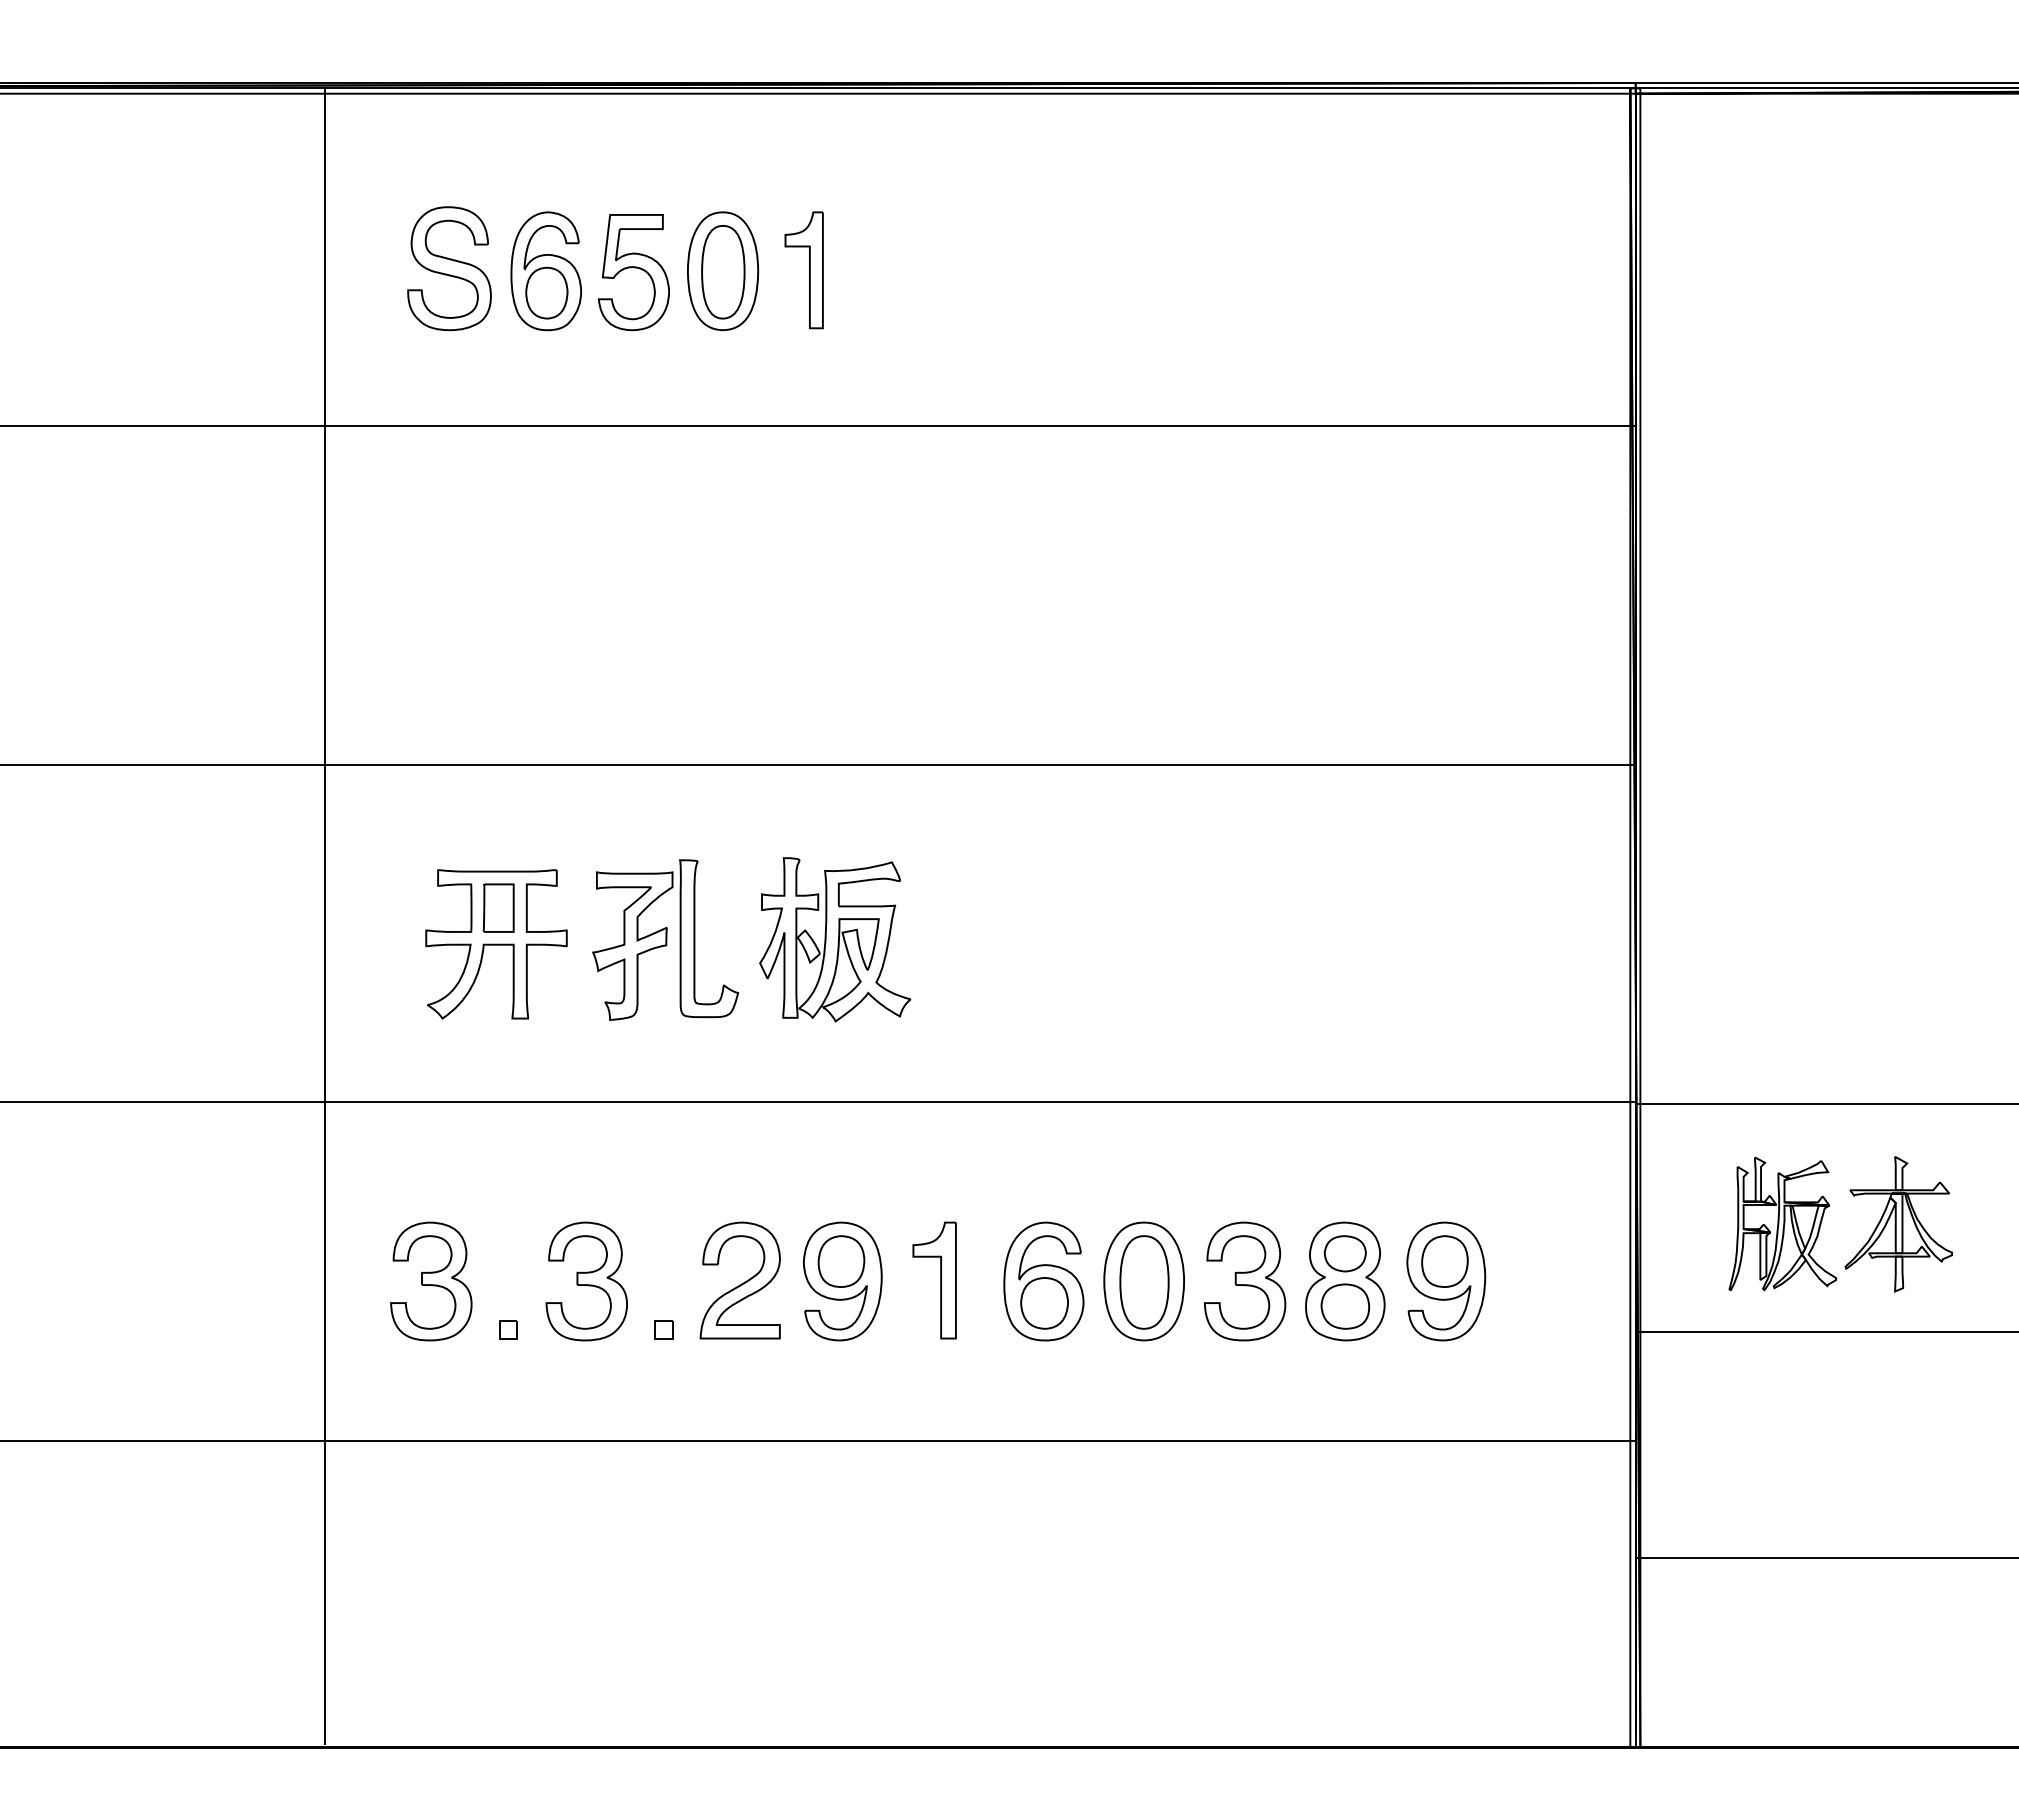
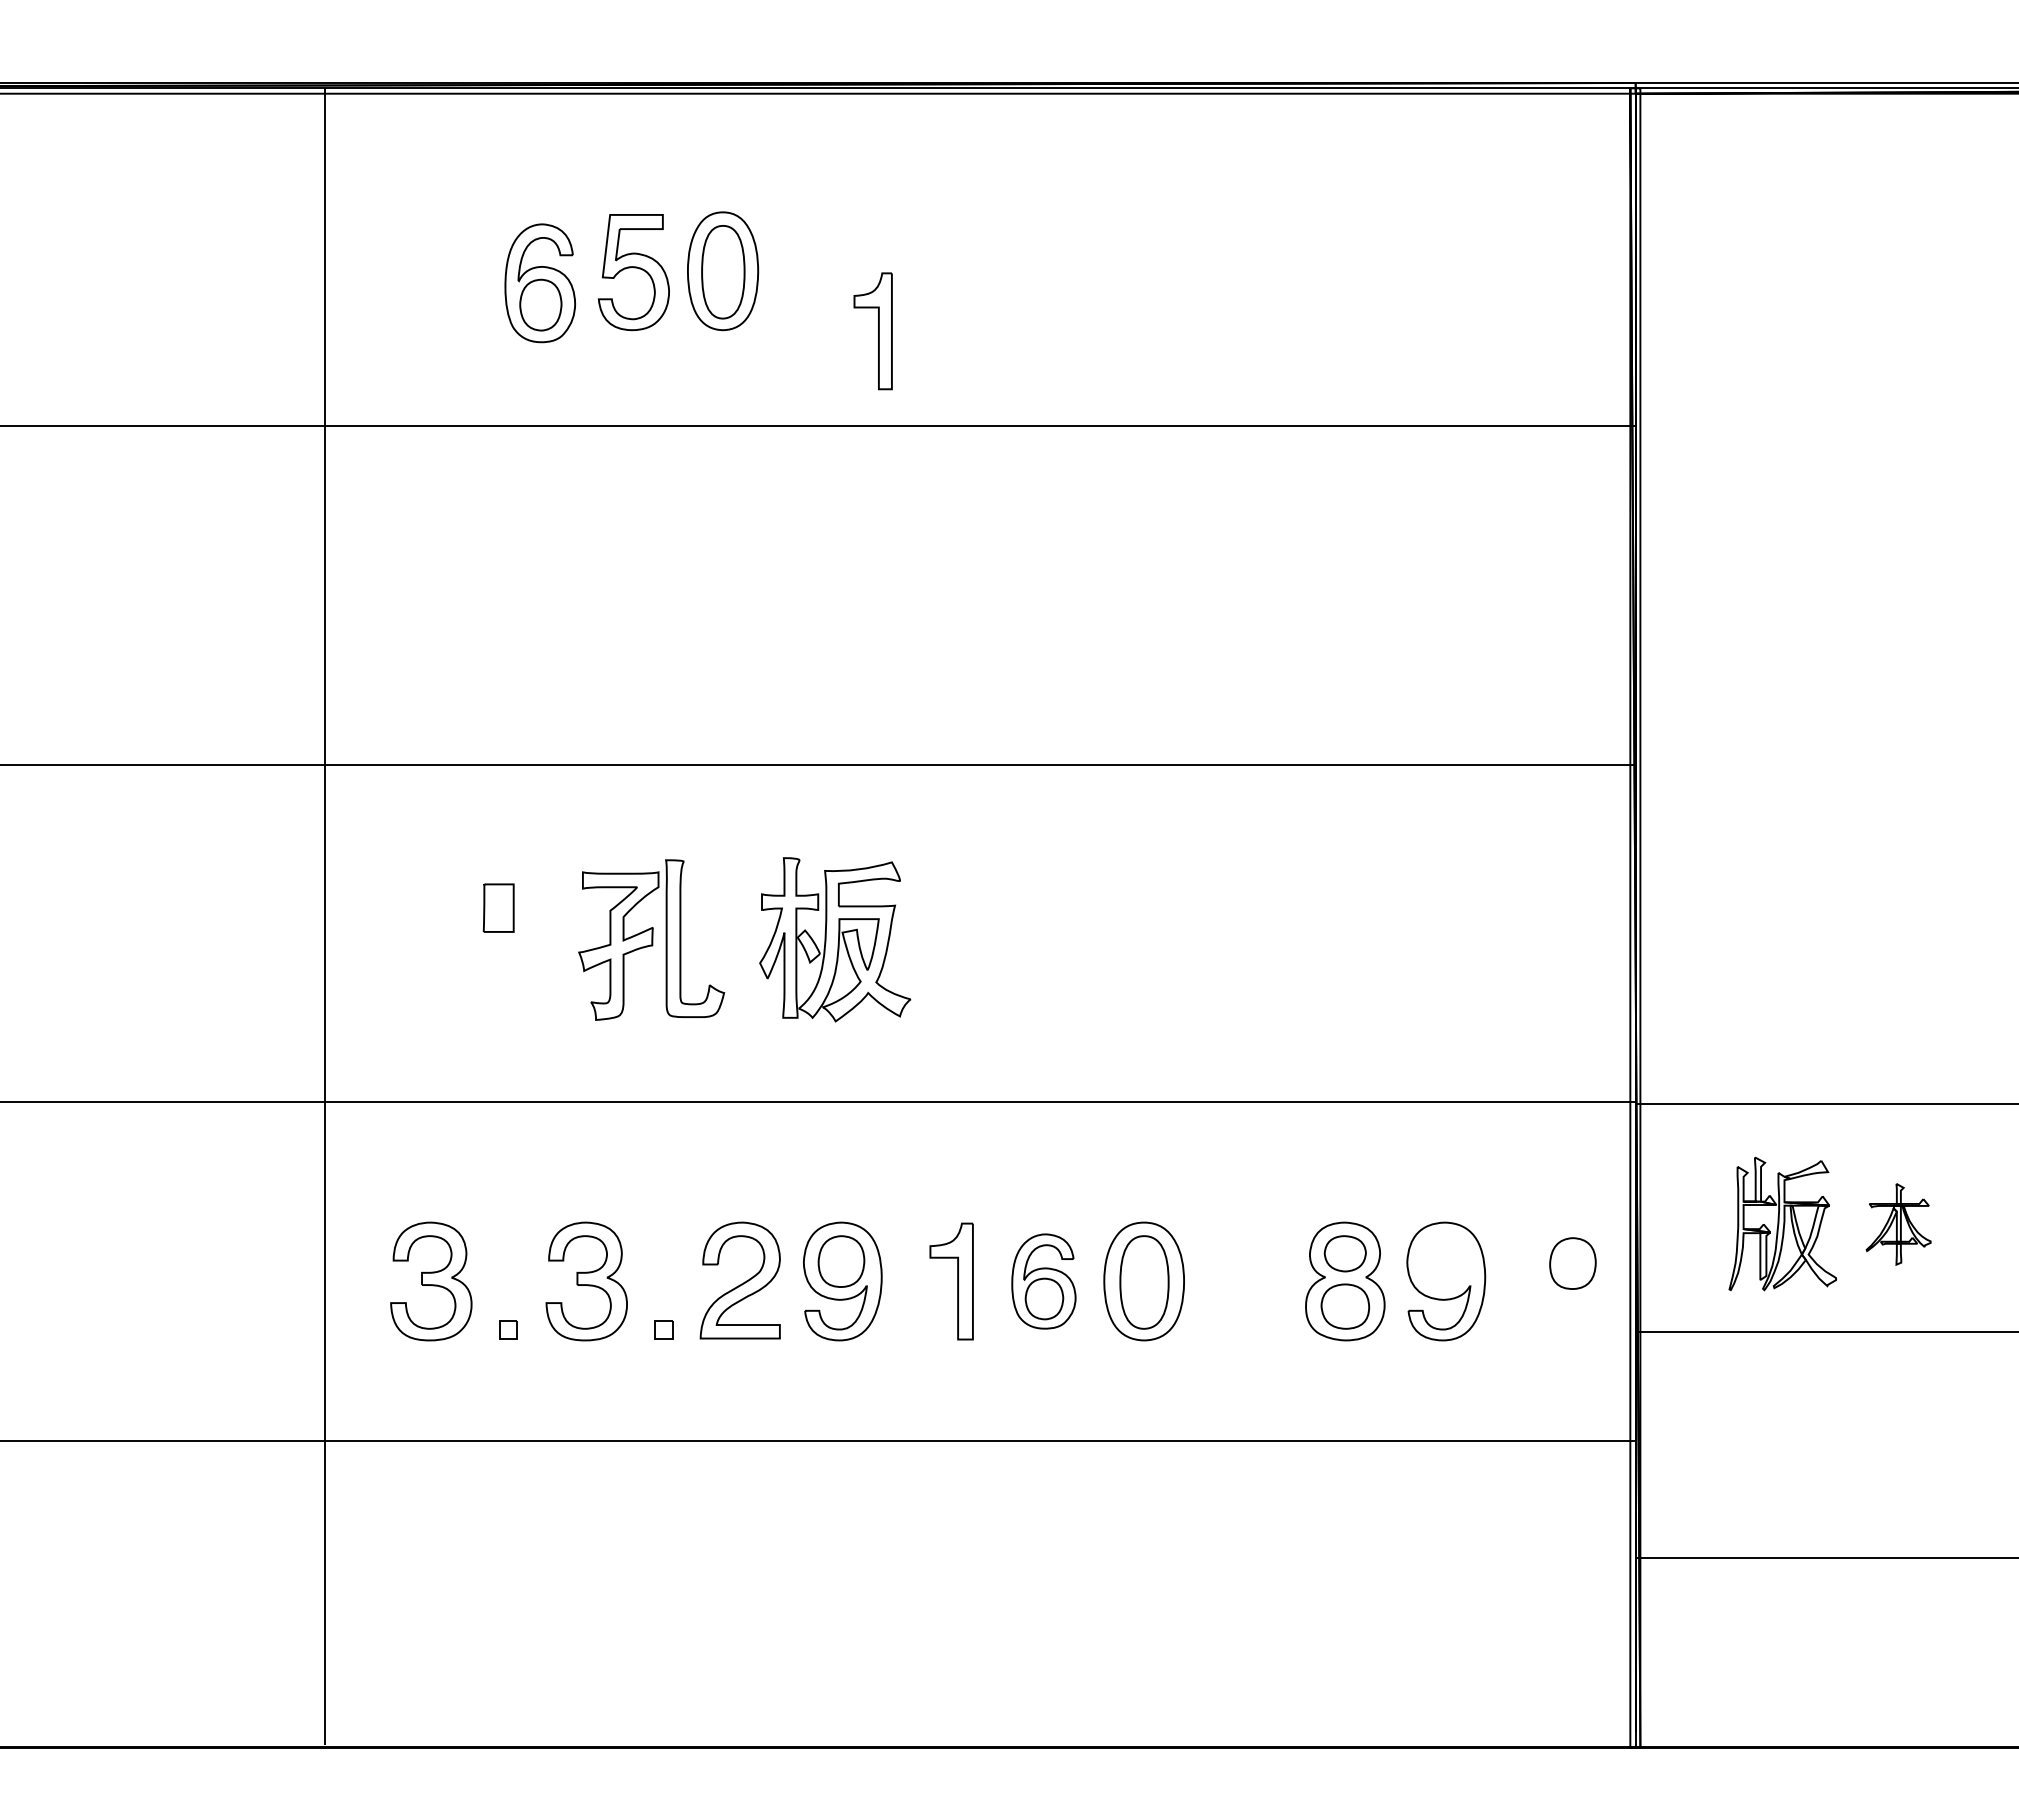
part: present -> none (449, 268)
part position: (803, 270) -> (872, 331) (872, 331)
part position: (545, 271) -> (539, 283) (539, 283)
part position: (665, 939) -> (651, 939) (651, 939)
part: present -> none (496, 944)
part size: 109x137 px -> 67x83 px (1898, 1224)
part position: (1444, 1261) -> (1572, 1263) (1572, 1263)
part position: (934, 1280) -> (951, 1281) (951, 1281)
part size: 82x121 px -> 66x97 px (1043, 1281)
part: present -> none (1245, 1281)
